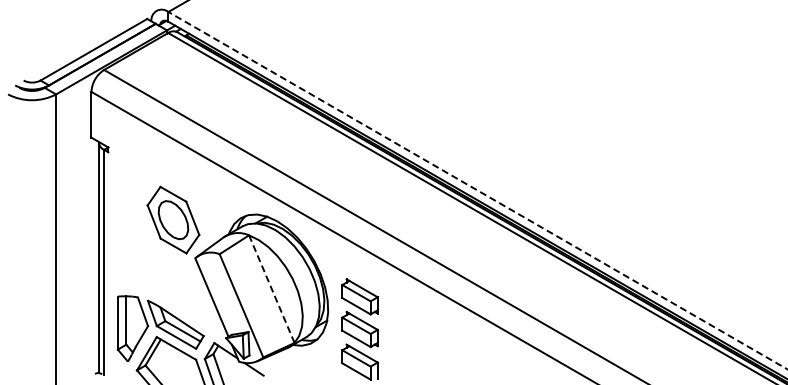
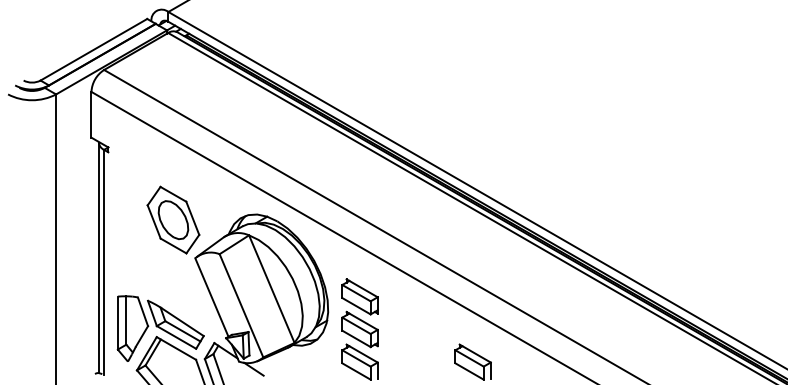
line: dashed -> solid (477, 190)
line: dashed -> solid (271, 288)
part: none -> present (472, 361)
